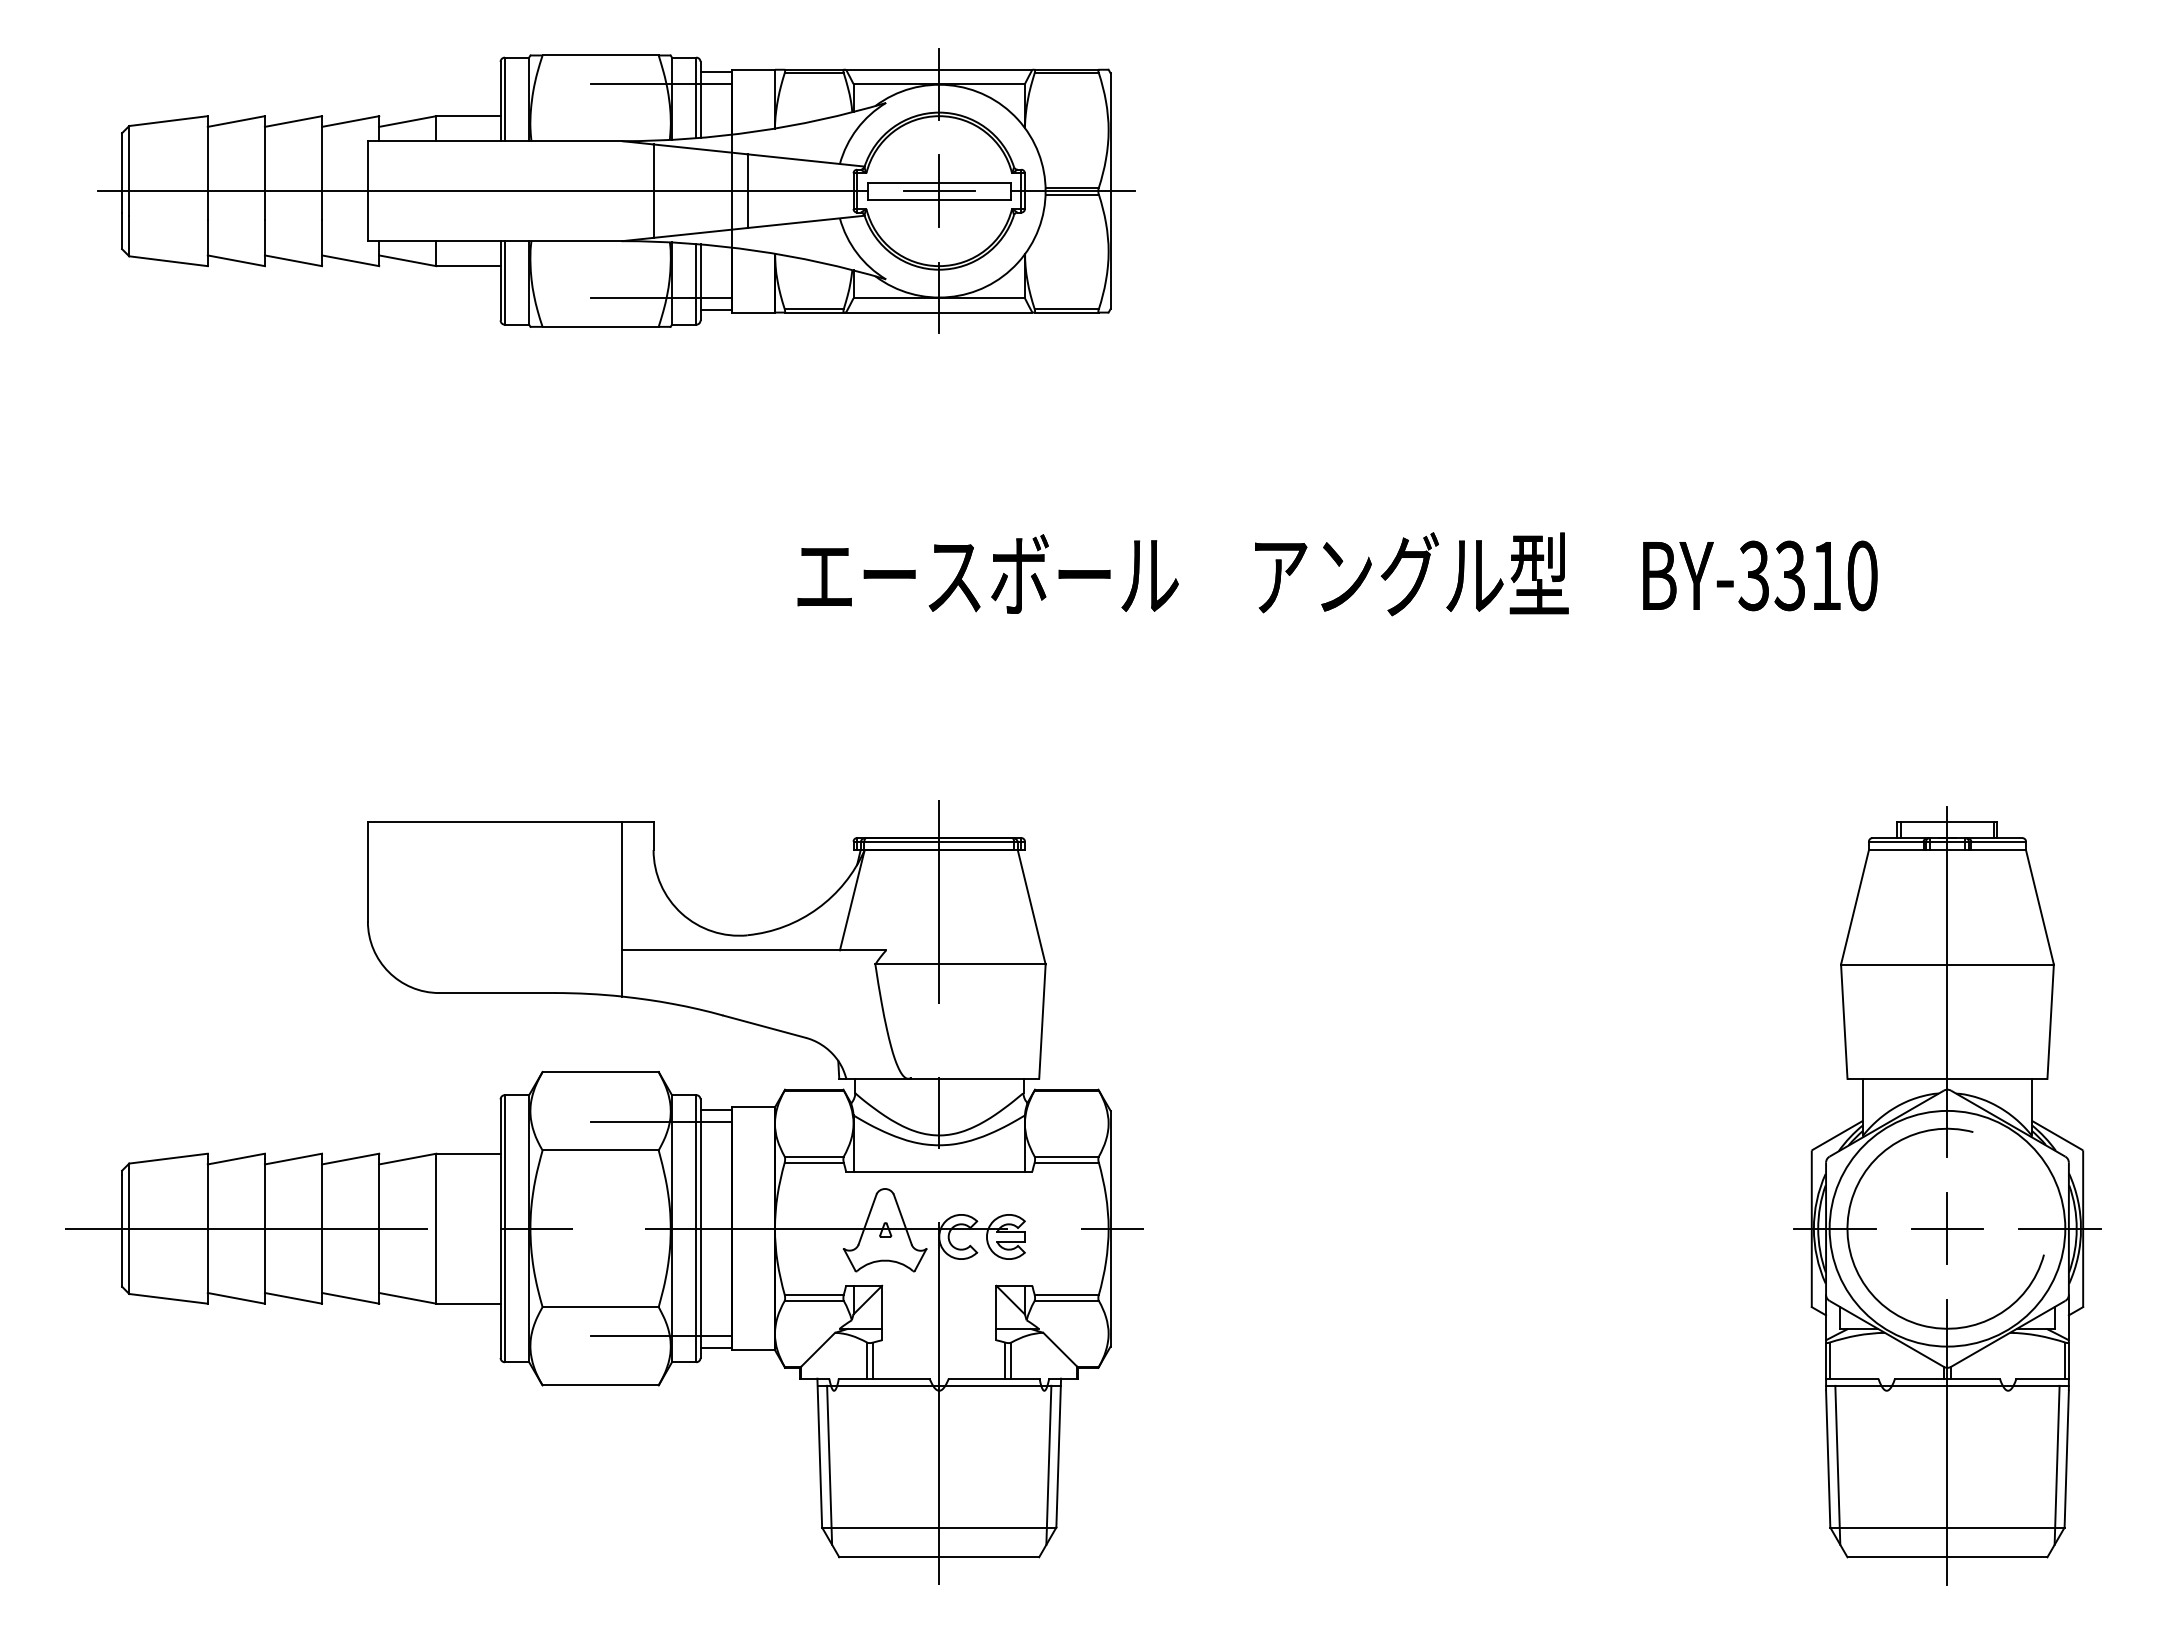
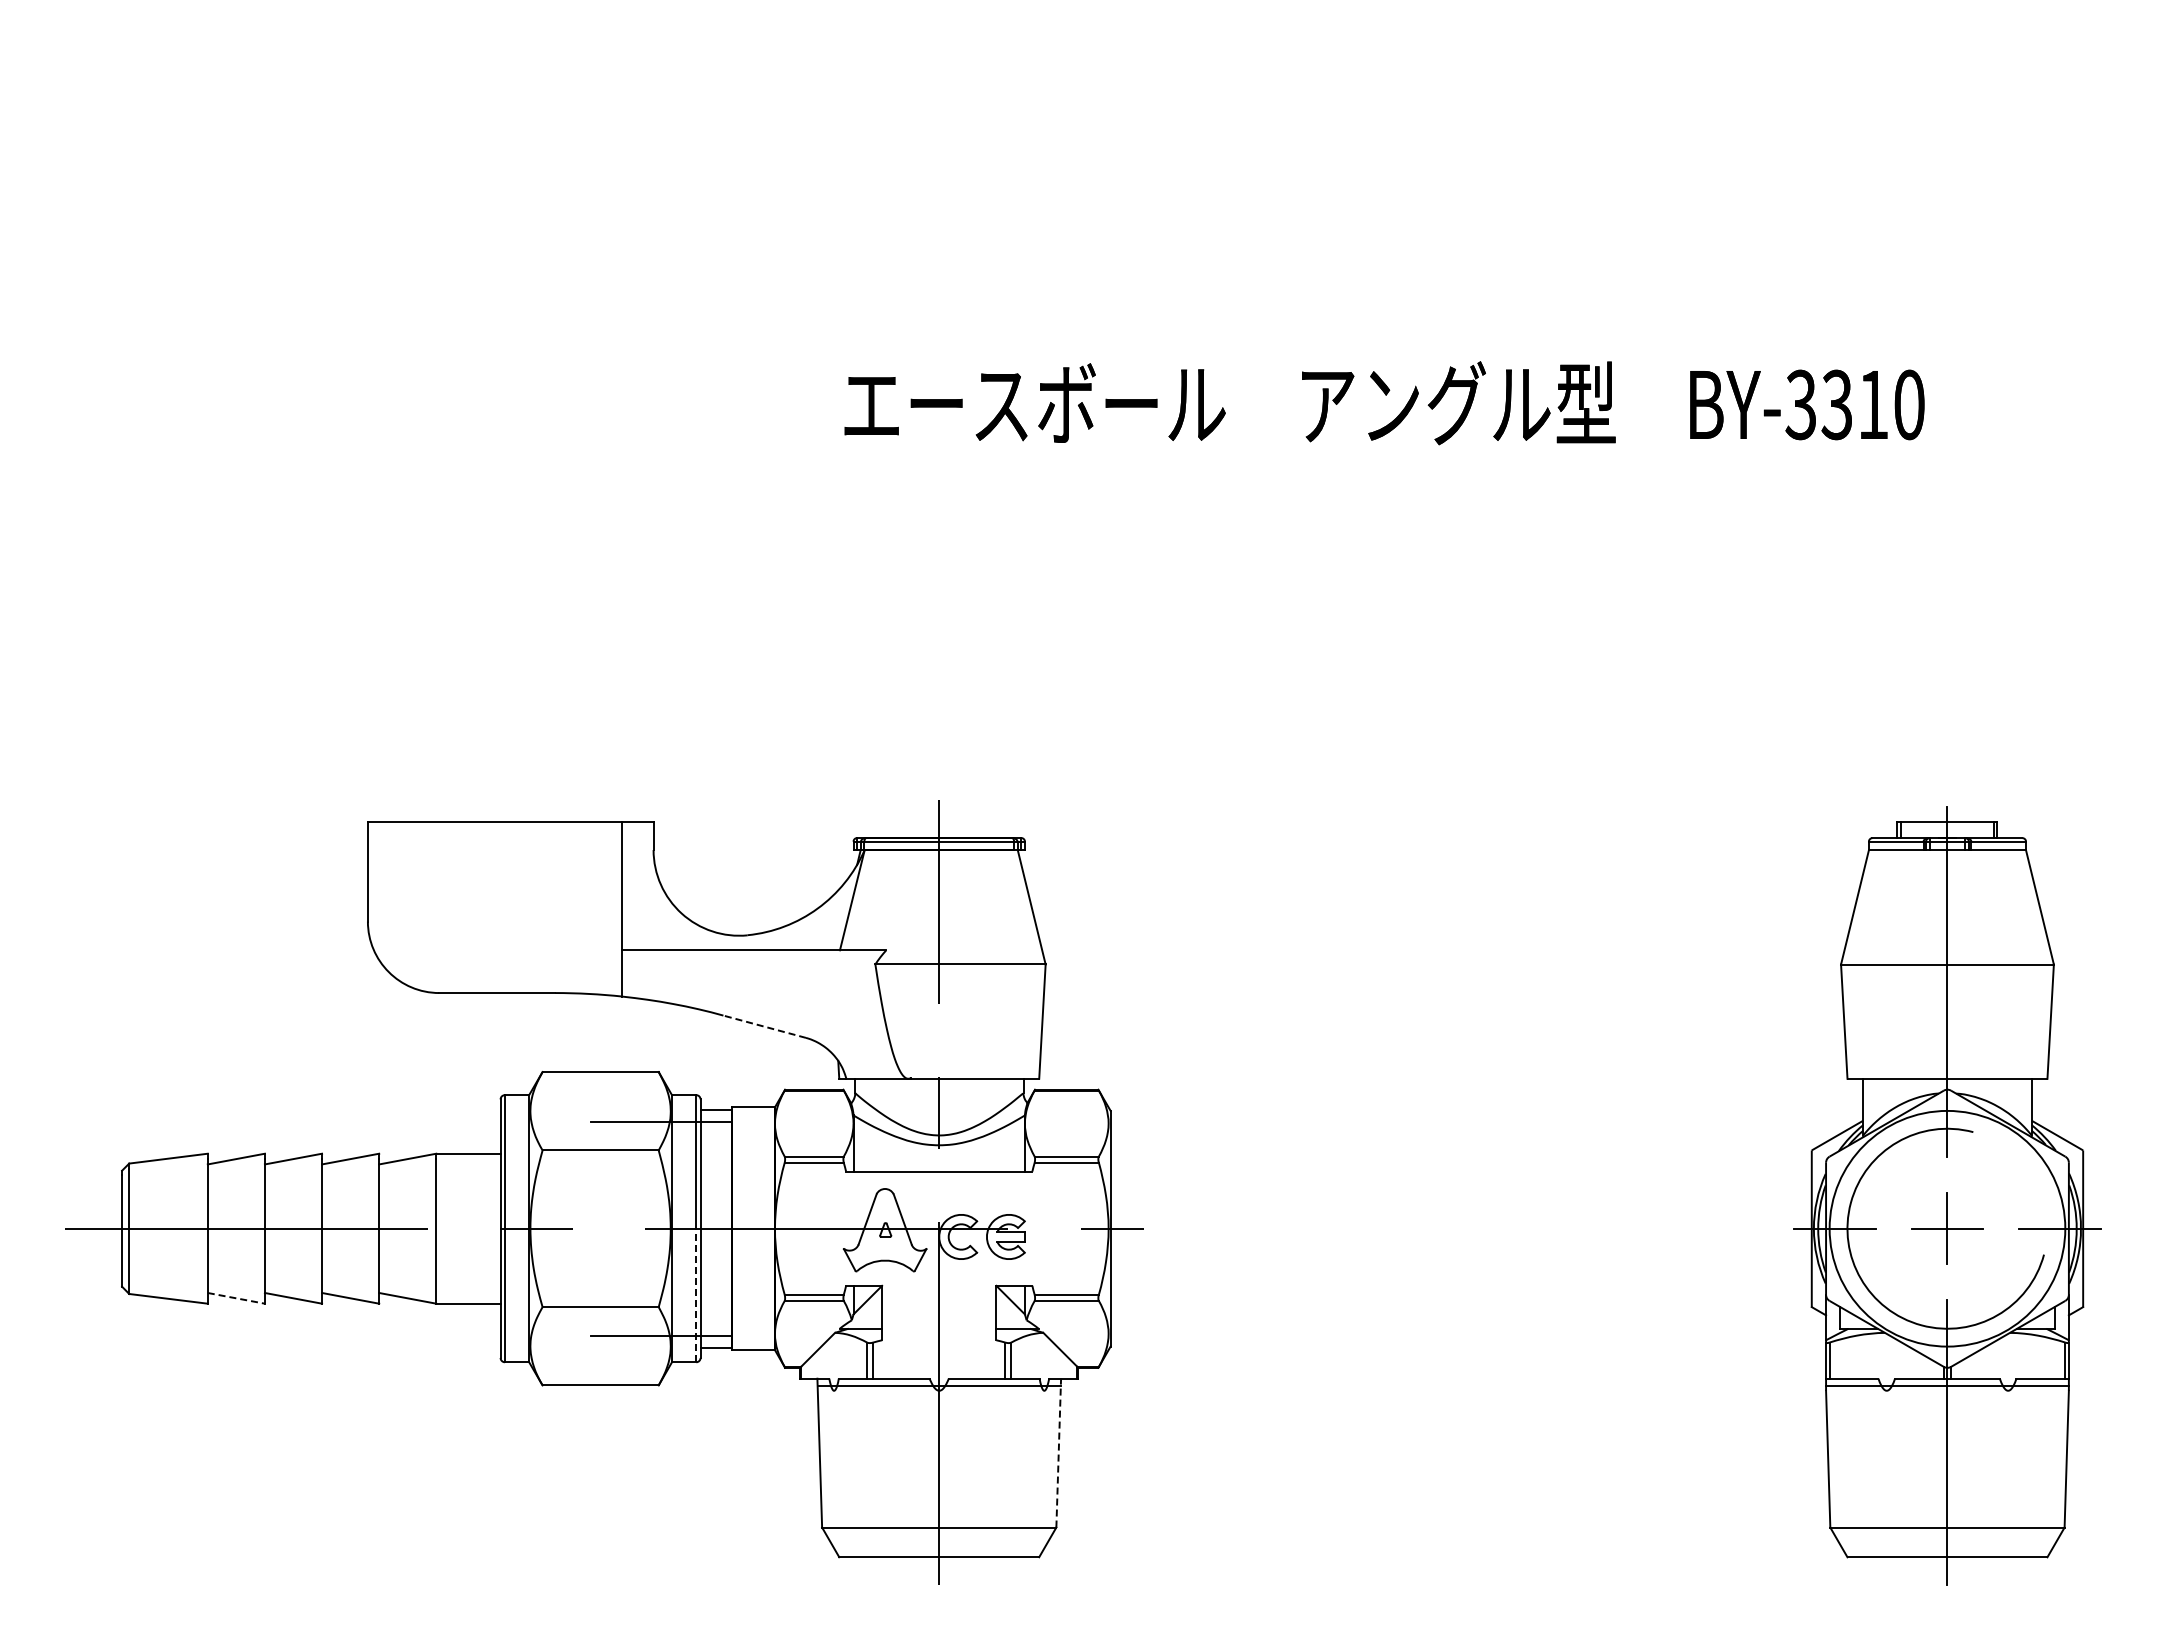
part: present -> none (616, 190)
text position: (1337, 574) -> (1384, 403) (1384, 403)
line: solid -> dashed (764, 1026)
line: solid -> dashed (696, 1295)
line: solid -> dashed (236, 1298)
line: solid -> dashed (1058, 1452)
line: present -> none (829, 1464)
line: present -> none (1048, 1464)
line: present -> none (1837, 1464)
line: present -> none (2056, 1464)
